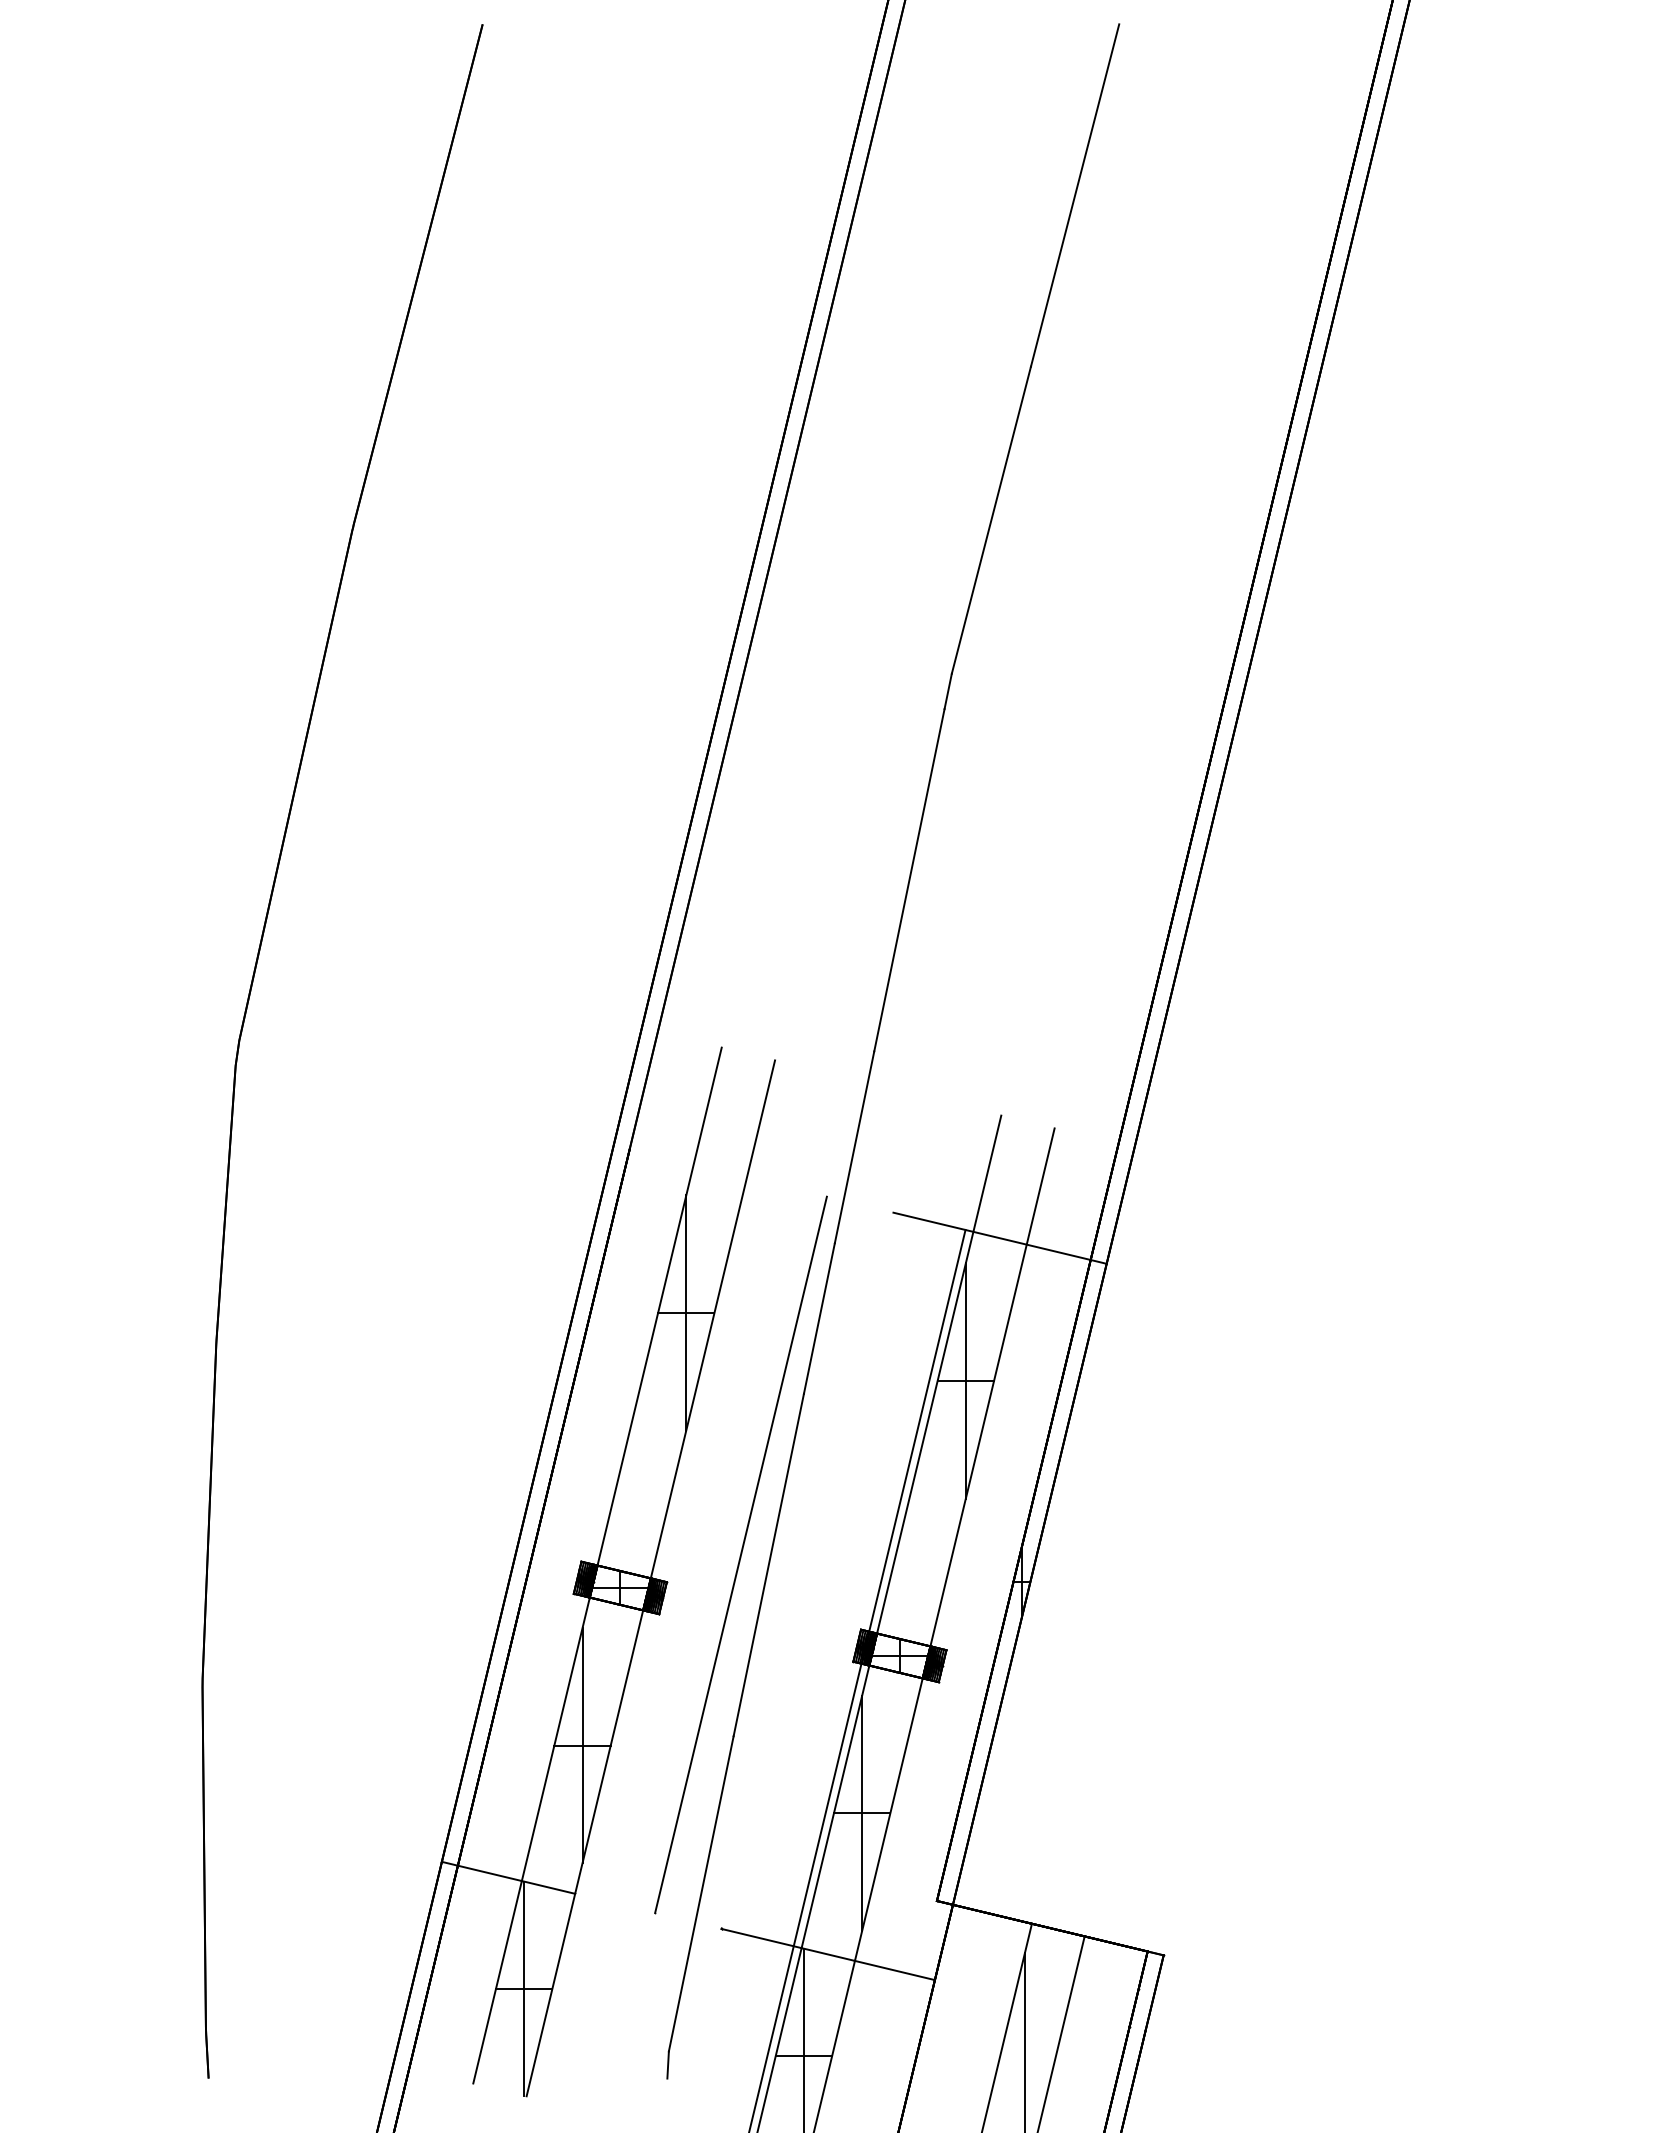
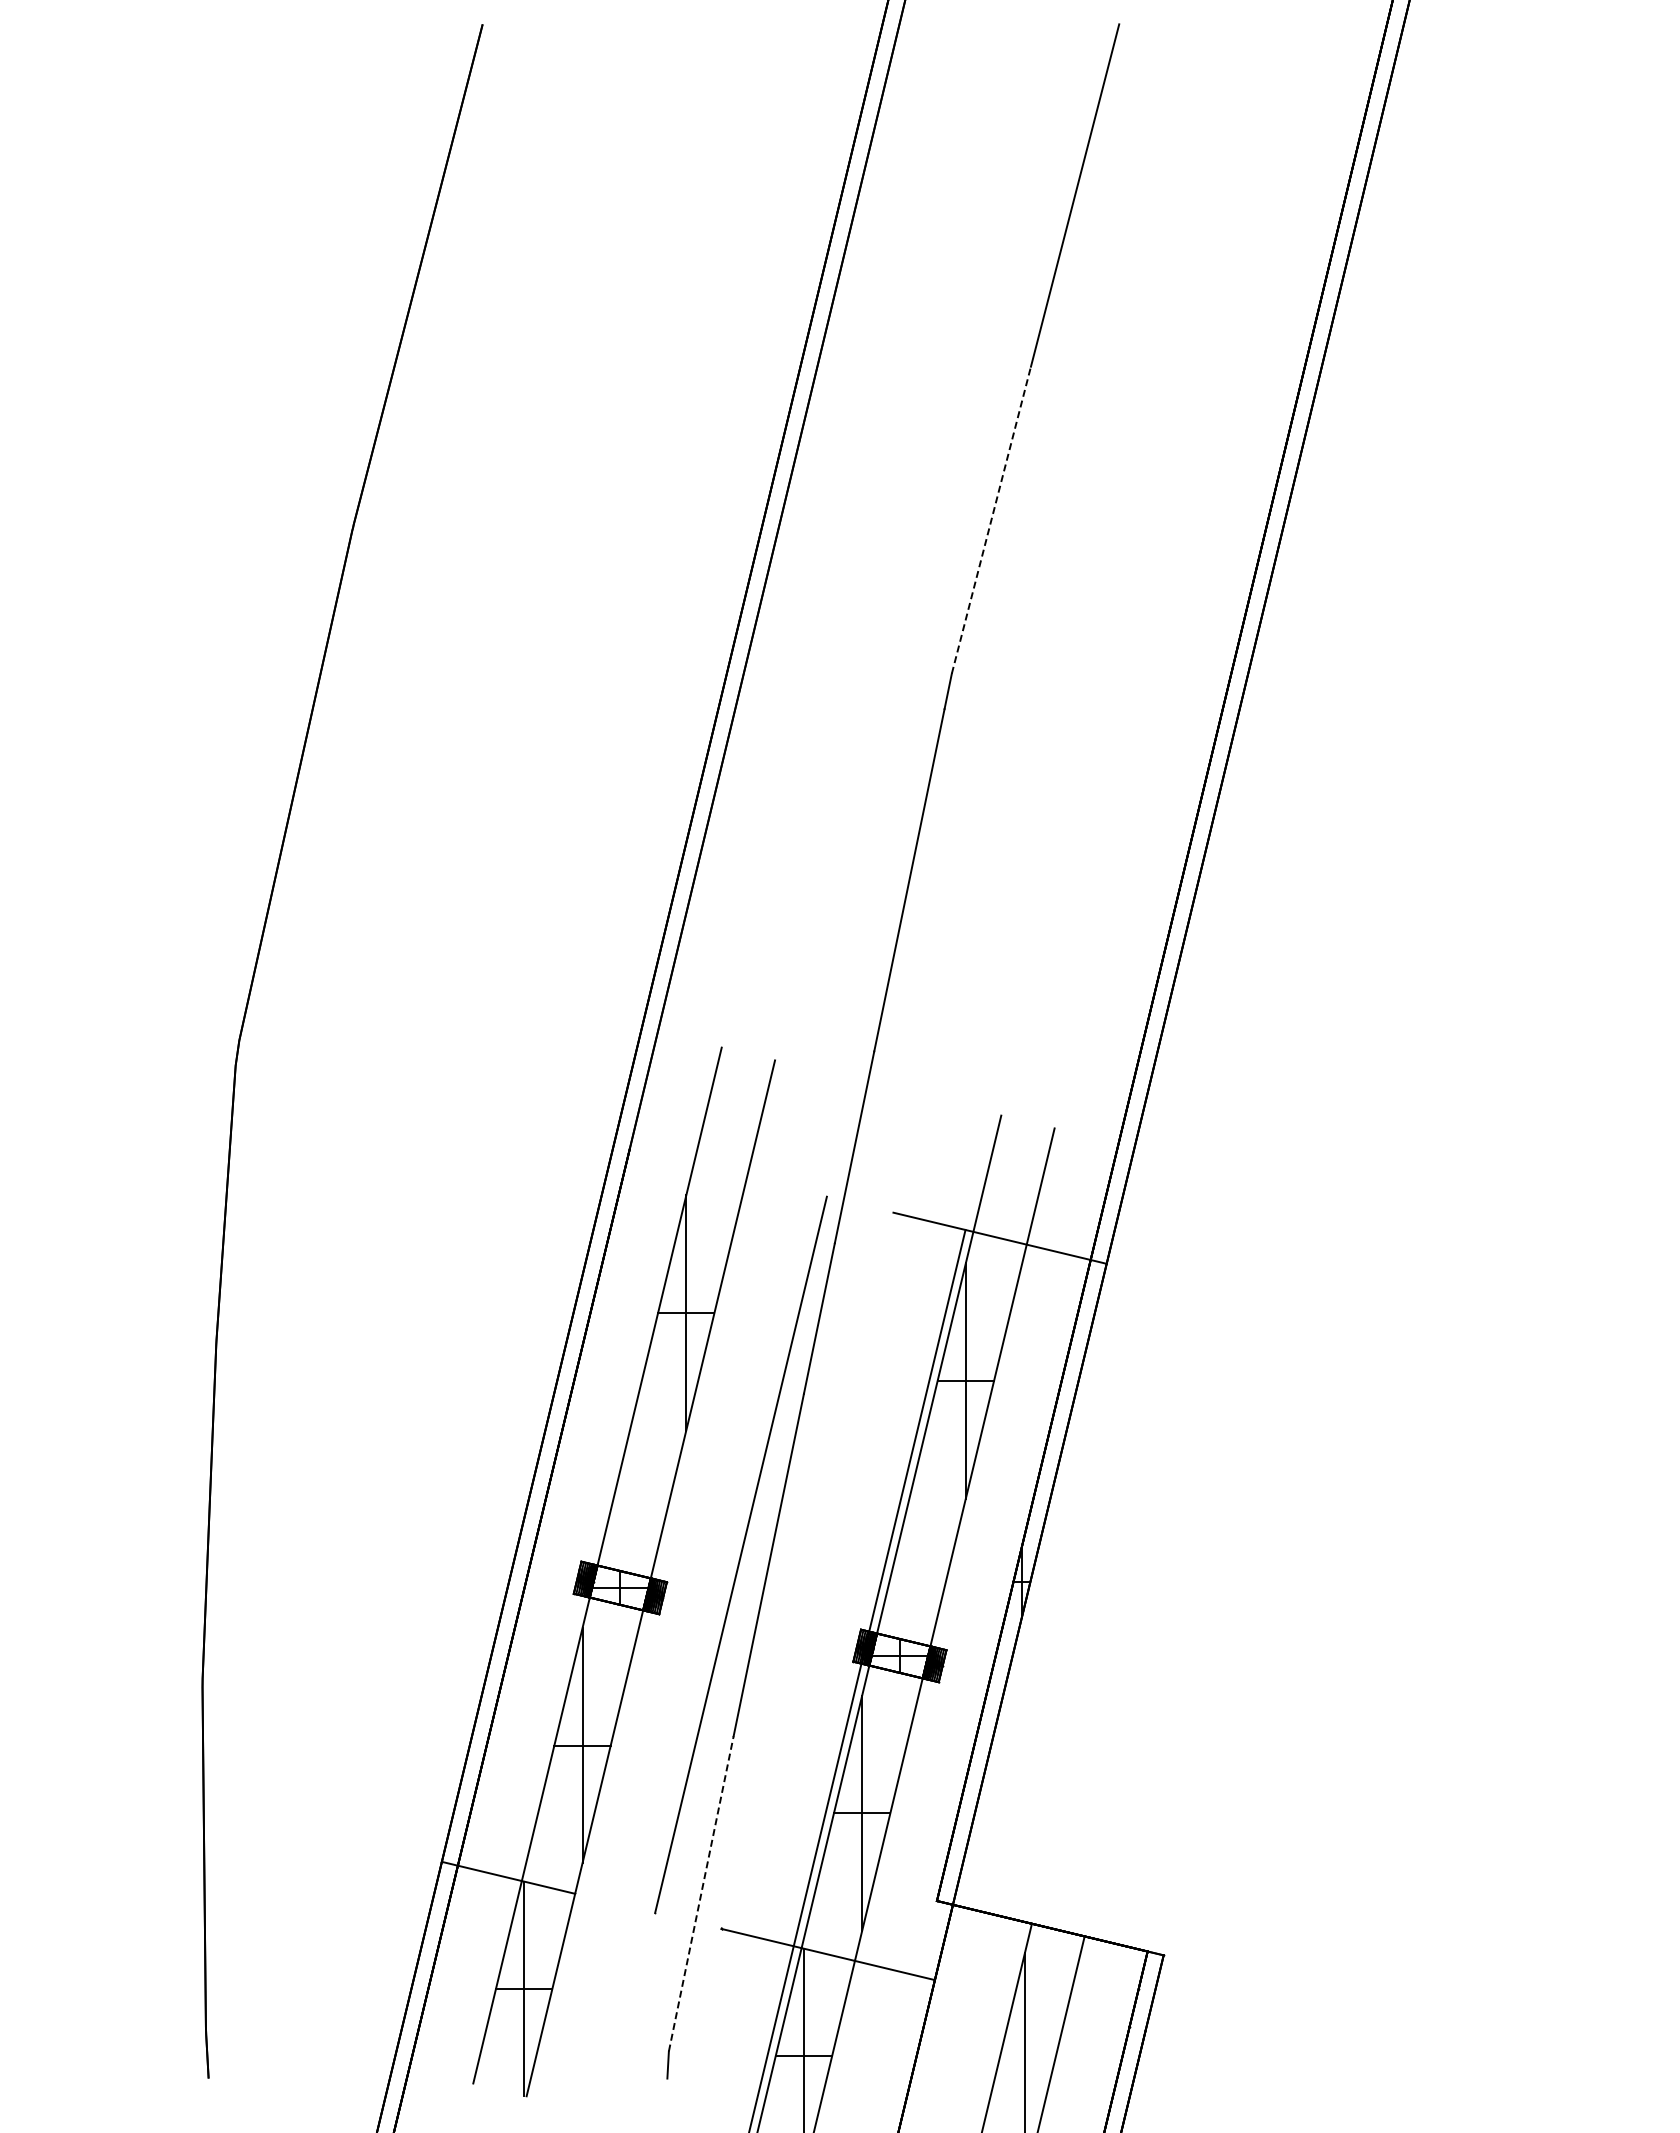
line: solid -> dashed (991, 520)
line: solid -> dashed (701, 1893)
